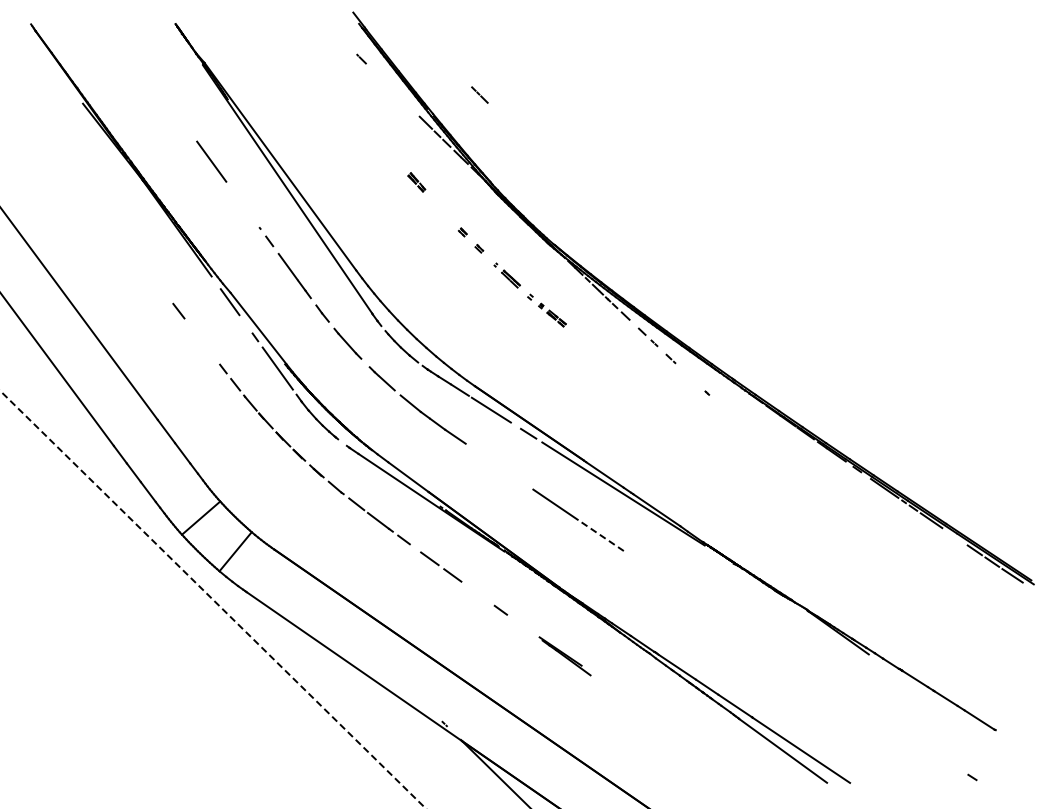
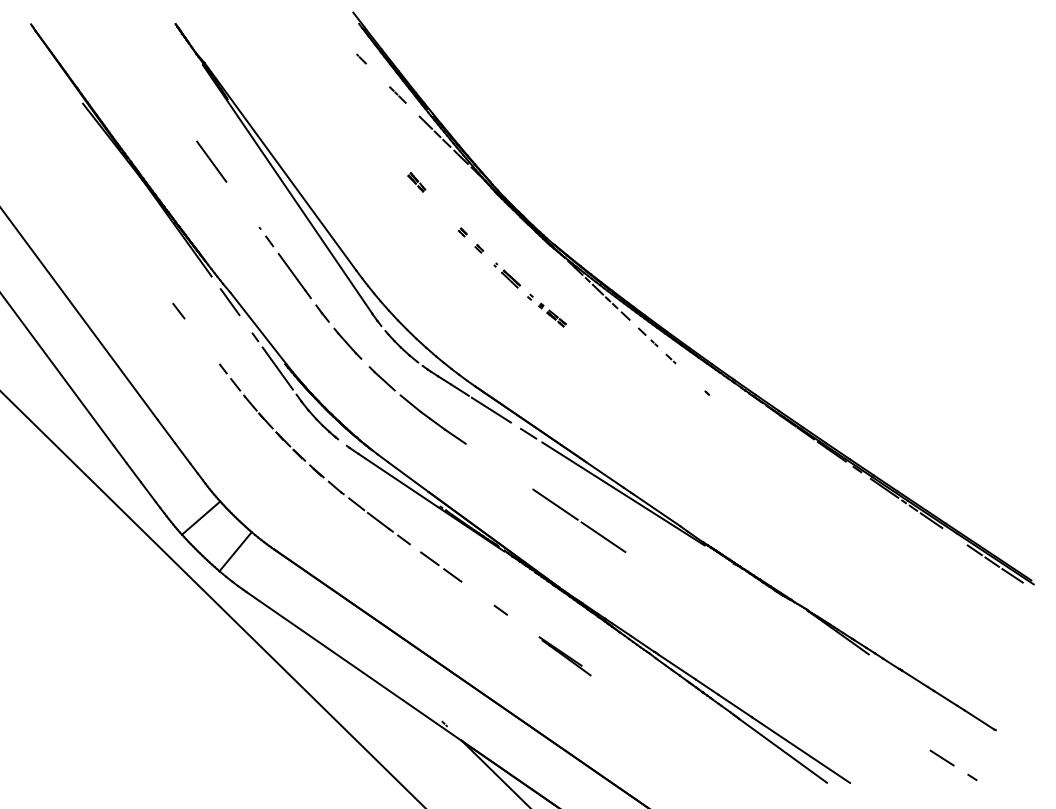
line position: (479, 94) -> (397, 94) (397, 94)
line: dashed -> solid (603, 537)
line: dashed -> solid (213, 600)
line: none -> present (941, 757)
